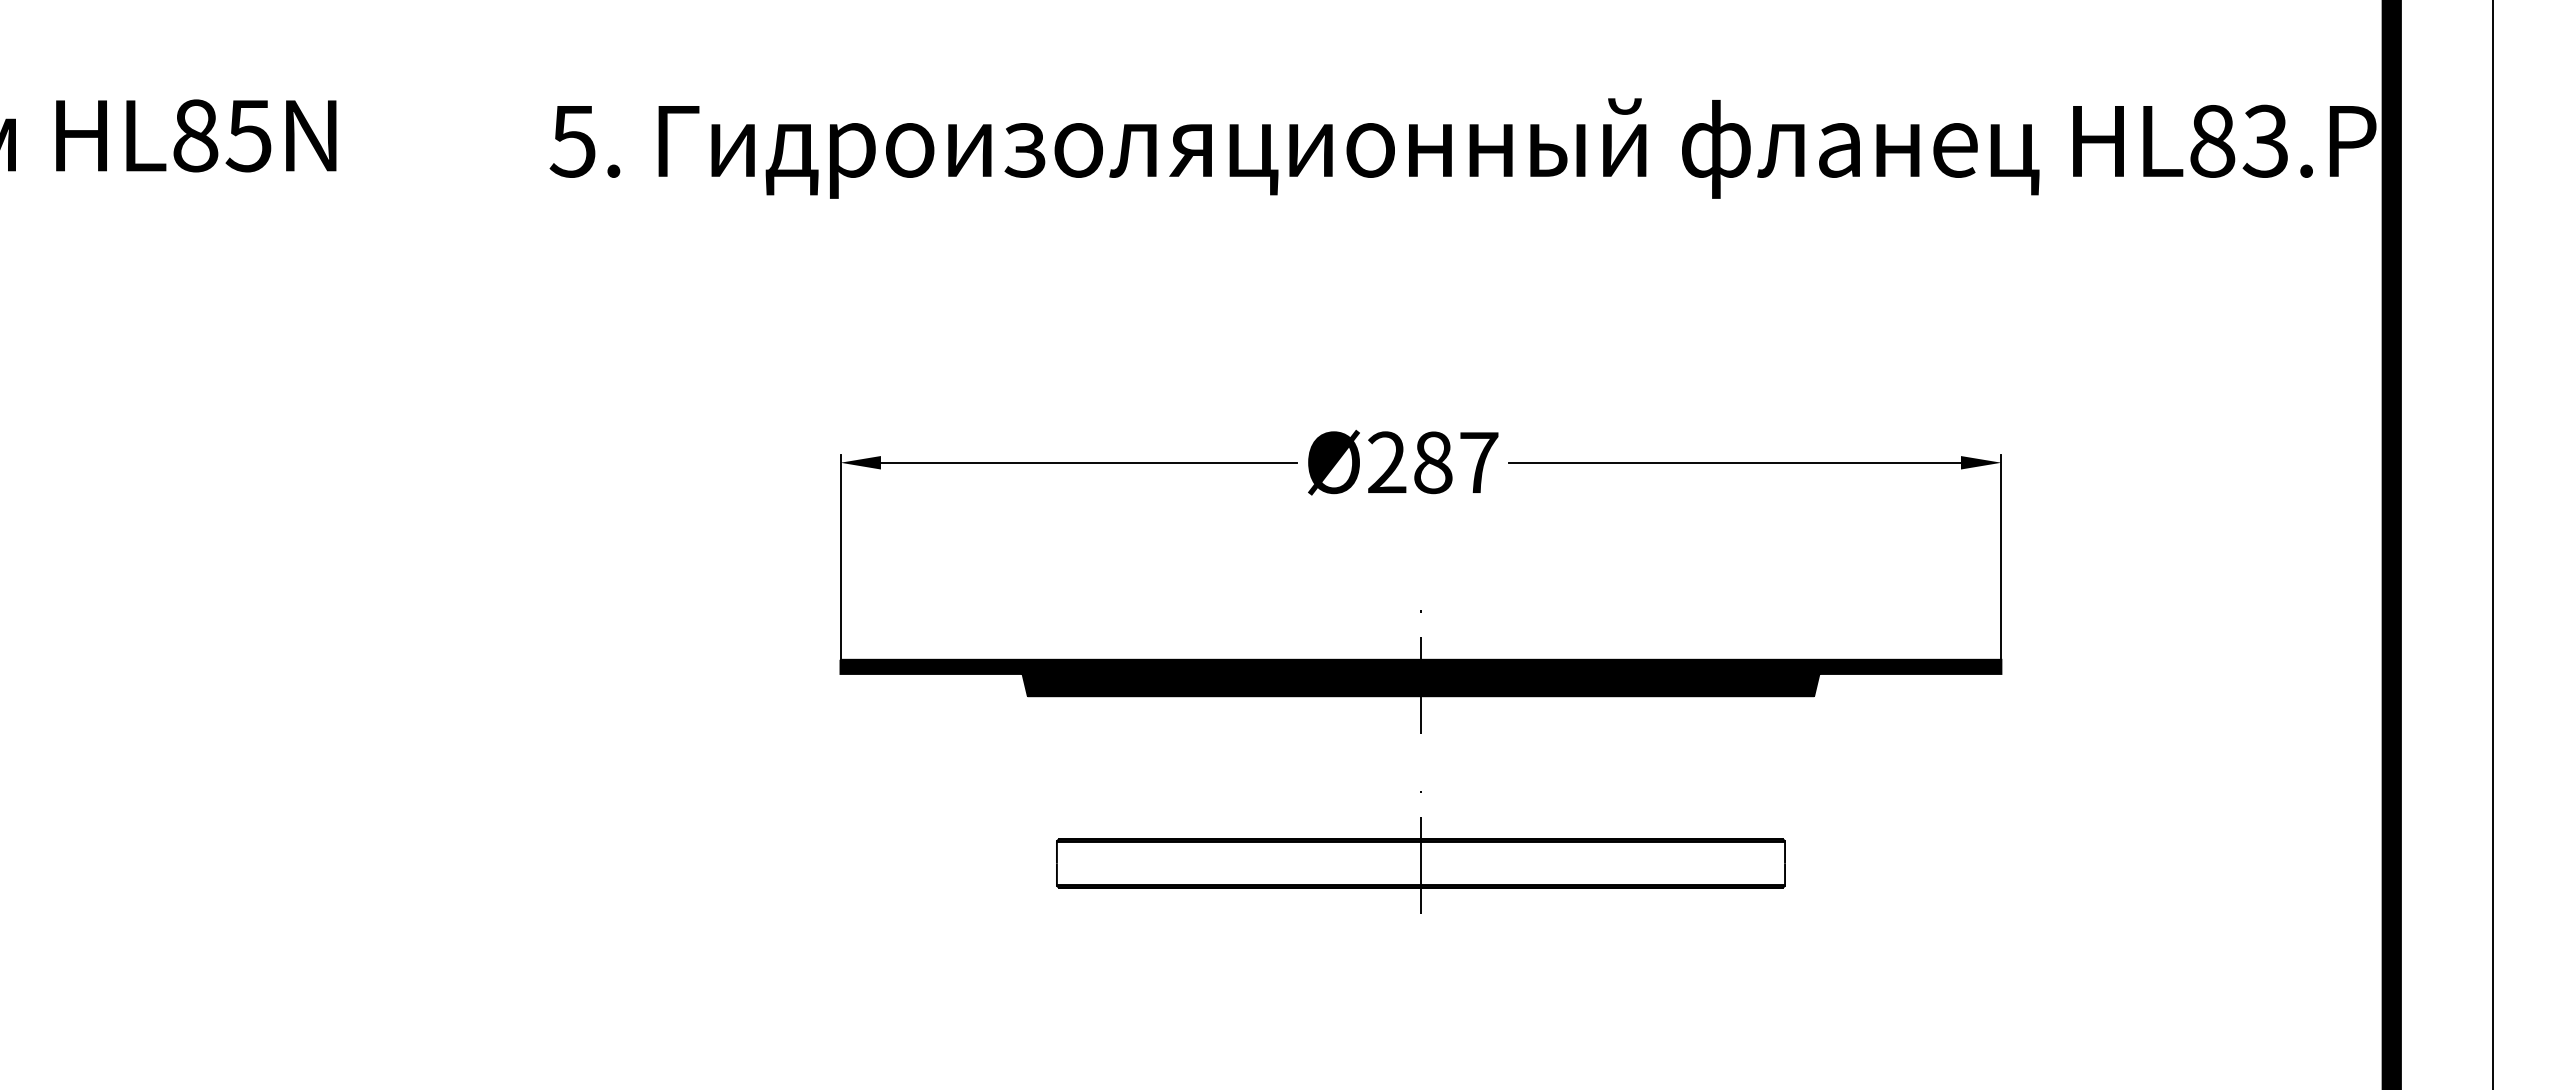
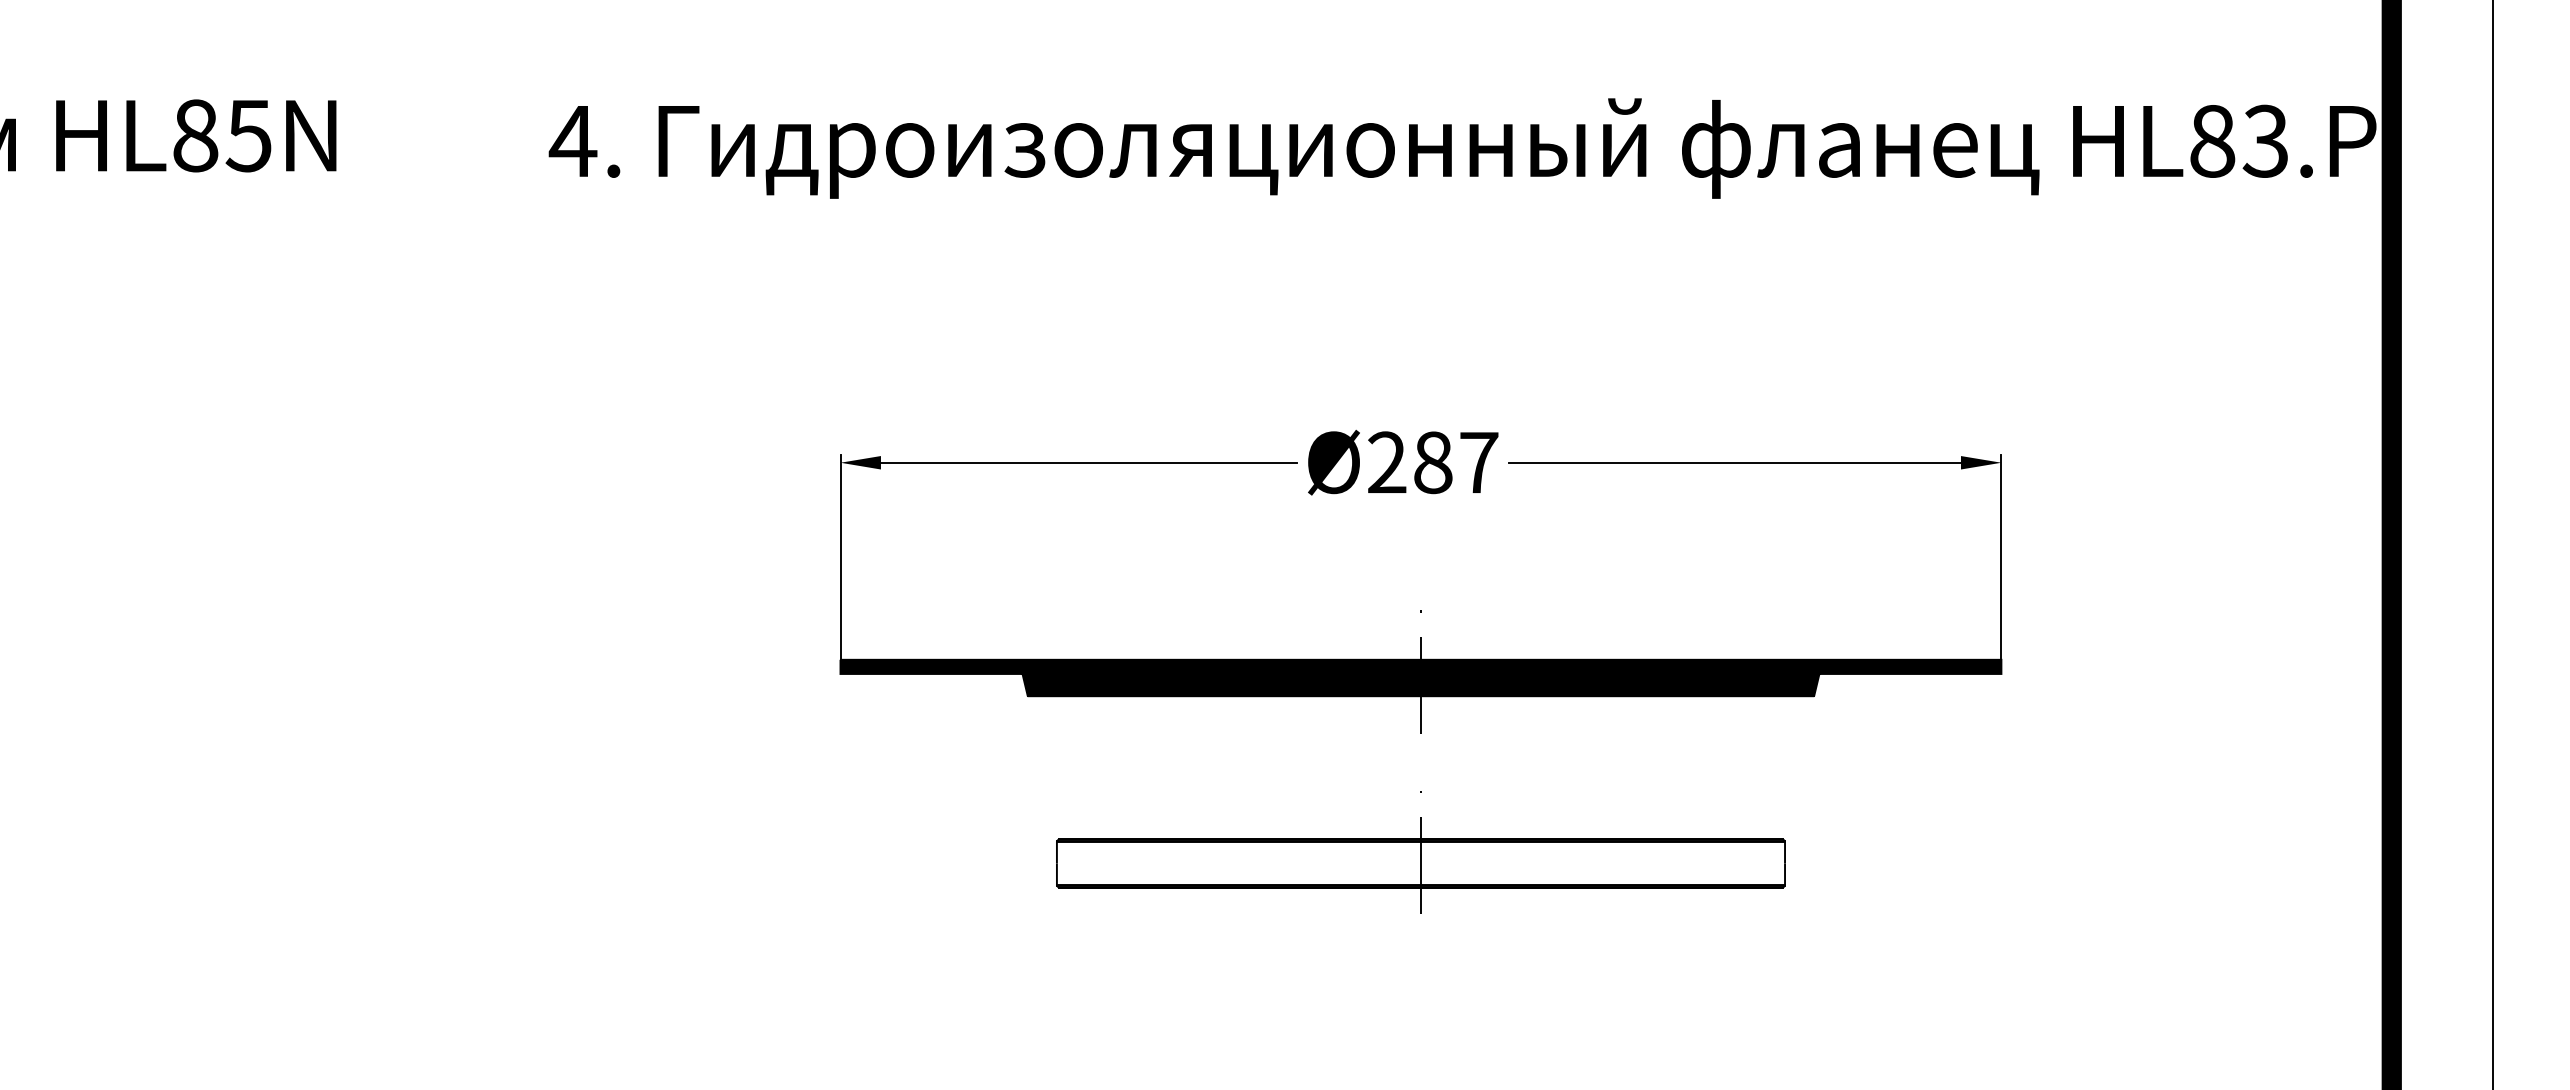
text: 5. -> 4. (572, 141)
